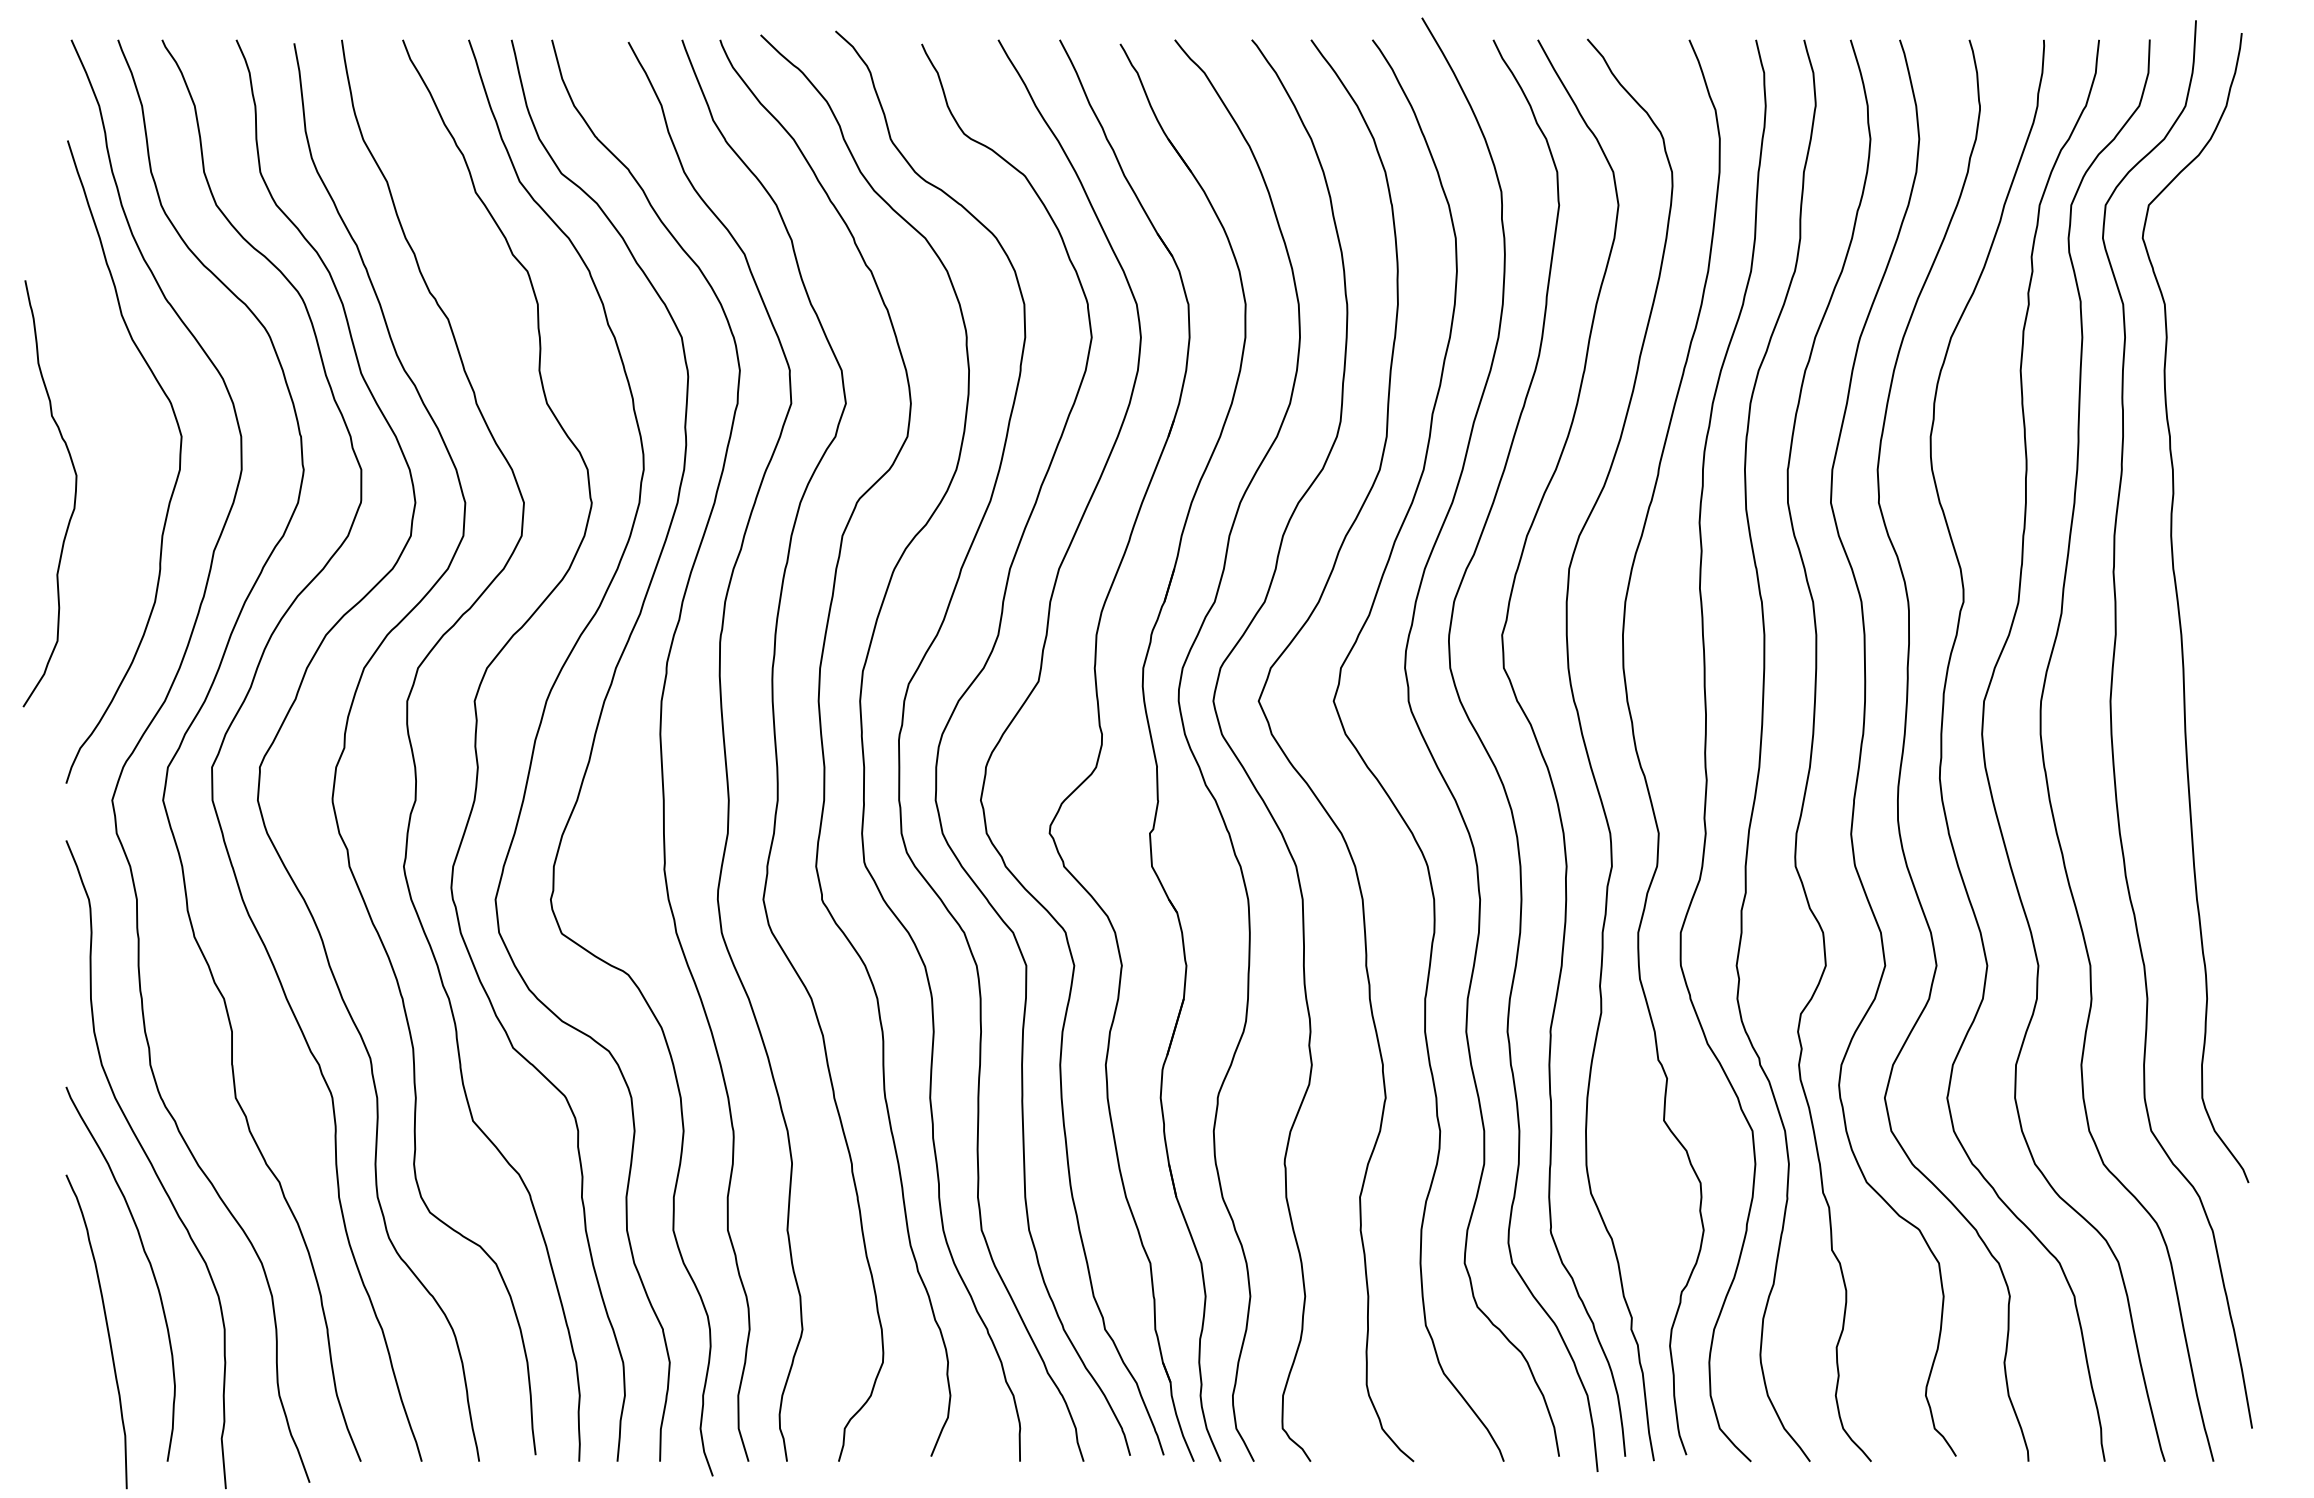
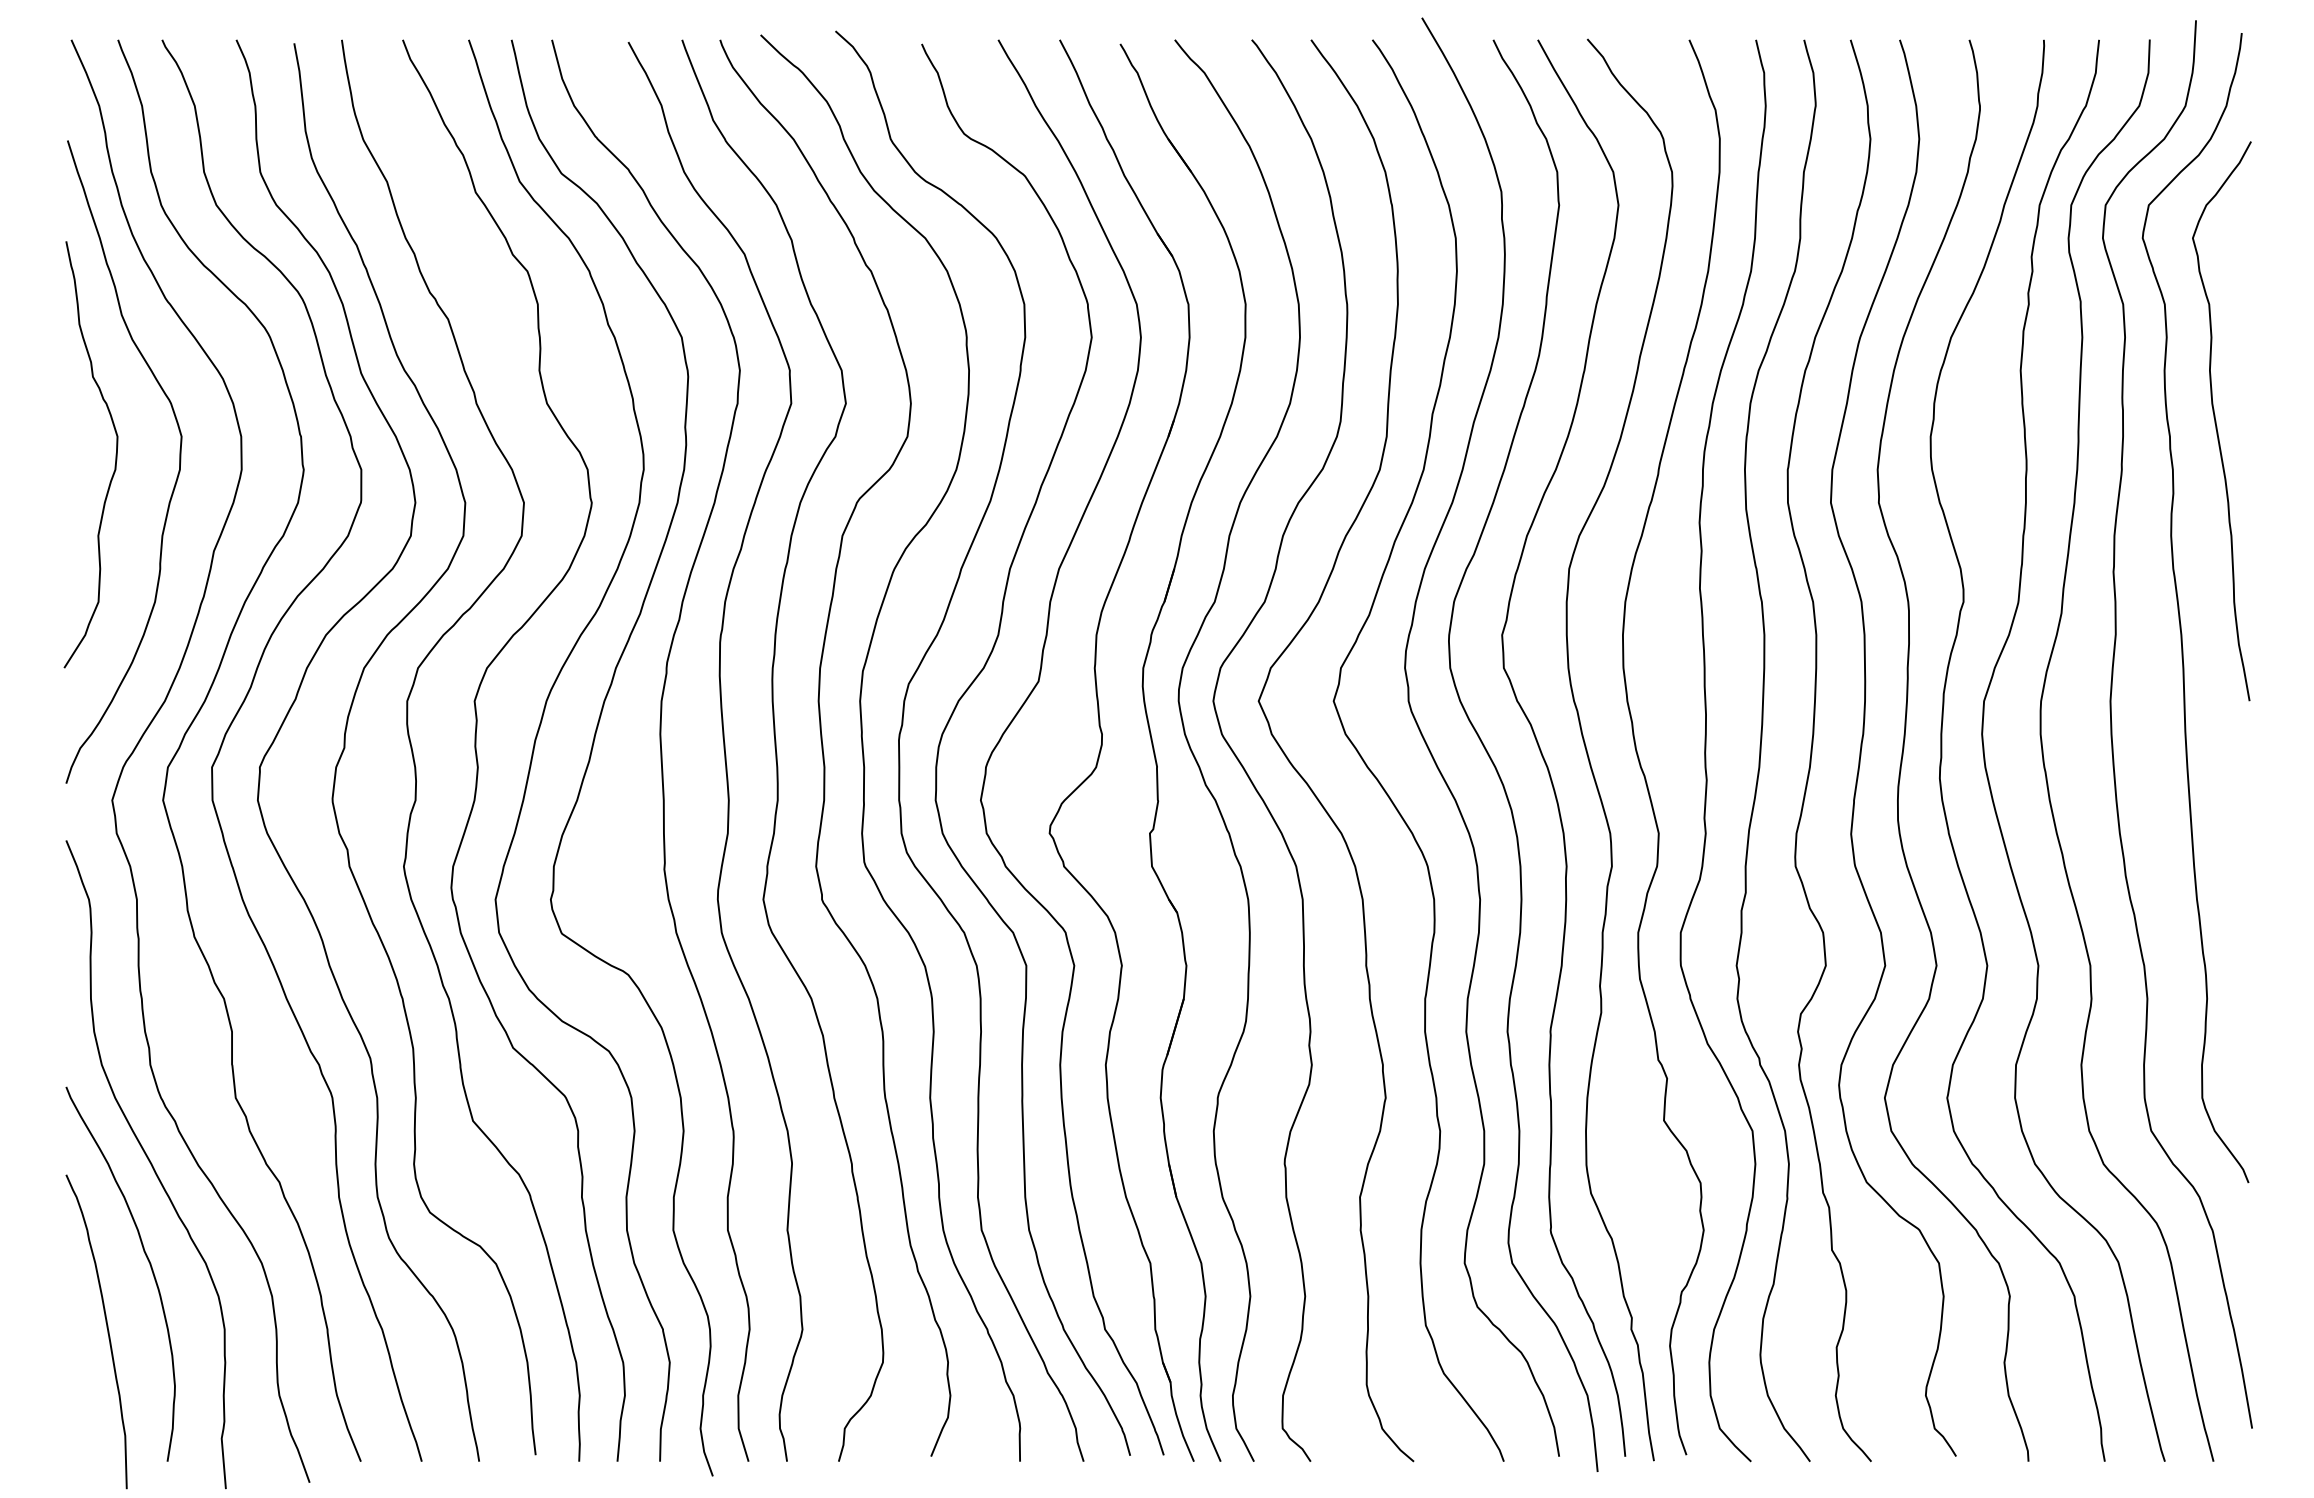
curve: none -> present (2216, 421)
curve position: (74, 493) -> (115, 454) (115, 454)
